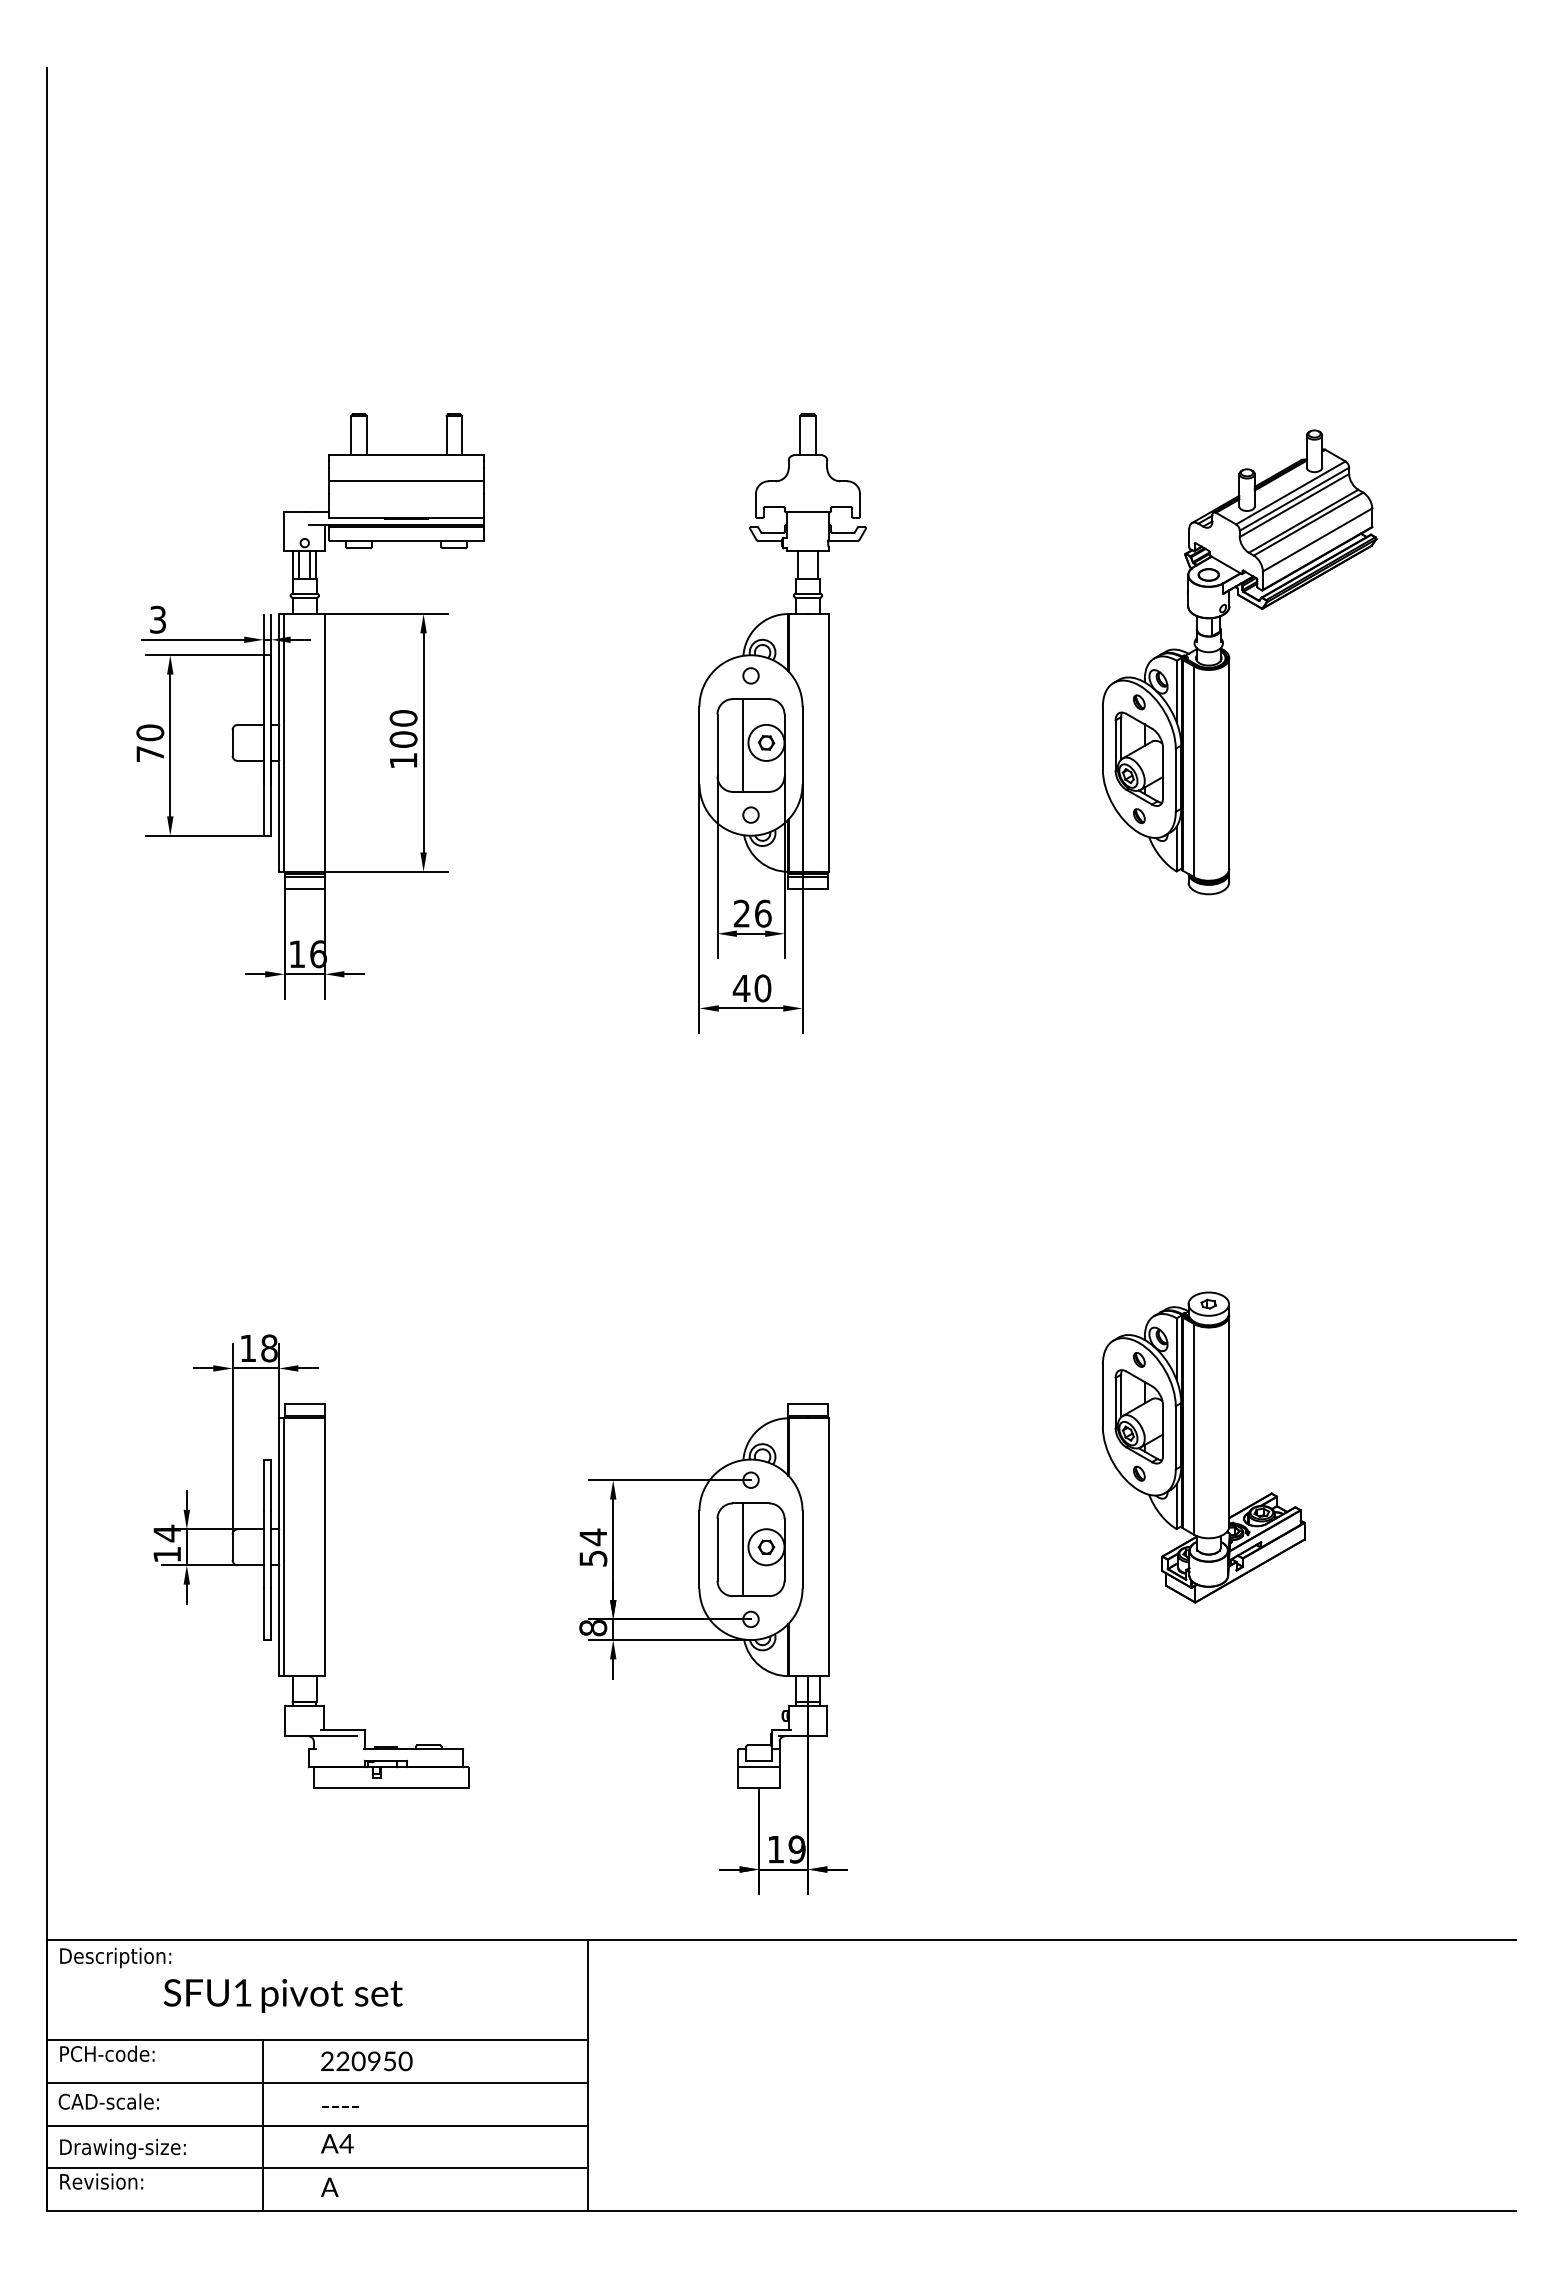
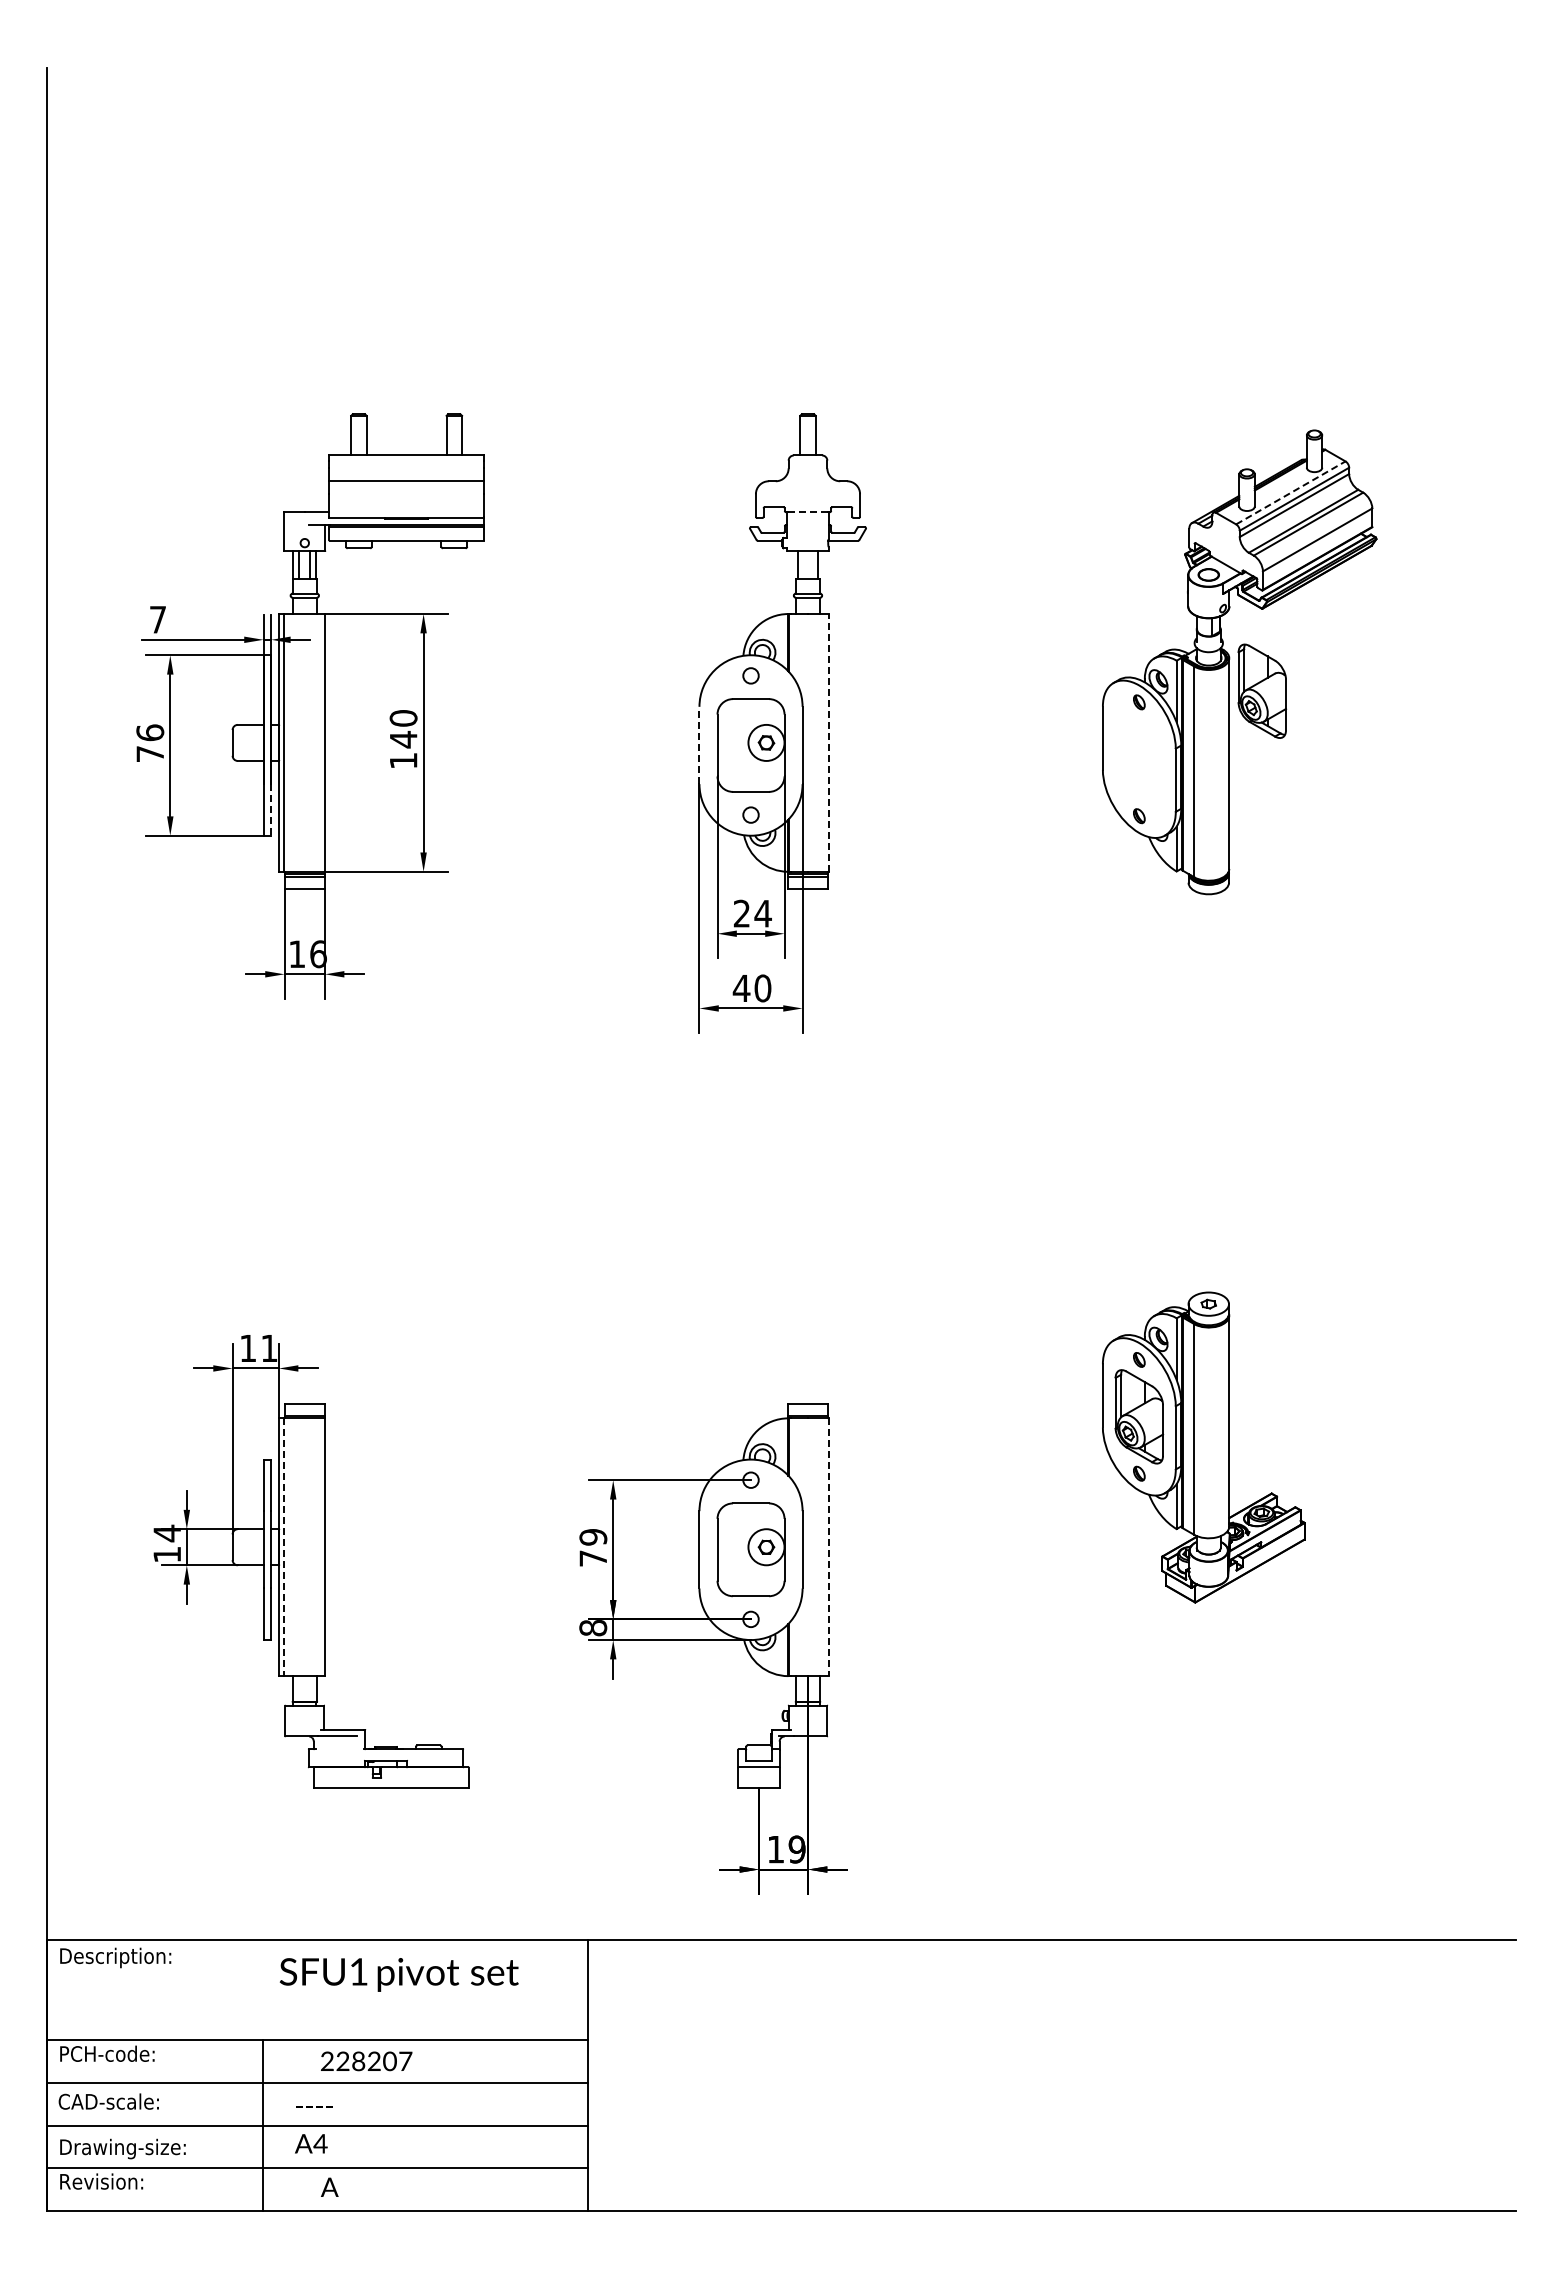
line: solid -> dashed (1291, 492)
line: solid -> dashed (808, 512)
text: 3 -> 7 (157, 619)
text: 70 -> 76 (149, 732)
text: 100 -> 140 (403, 739)
line: solid -> dashed (828, 742)
line: solid -> dashed (699, 745)
line: present -> none (743, 745)
part position: (1139, 758) -> (1262, 690) (1262, 690)
line: solid -> dashed (271, 809)
text: 26 -> 24 (762, 913)
text: 18 -> 11 (269, 1348)
line: solid -> dashed (284, 1547)
text: 54 -> 79 (593, 1547)
line: solid -> dashed (828, 1547)
line: present -> none (743, 1549)
text position: (282, 1995) -> (398, 1974) (398, 1974)
text: 220950 -> 228207 (381, 2061)
text position: (340, 2106) -> (314, 2106) (314, 2106)
text position: (337, 2143) -> (311, 2143) (311, 2143)
